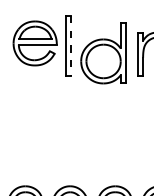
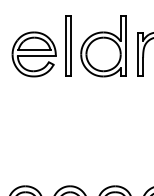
part position: (34, 43) -> (33, 54) (33, 54)
line: dashed -> solid (70, 45)
part position: (103, 53) -> (103, 46) (103, 46)
